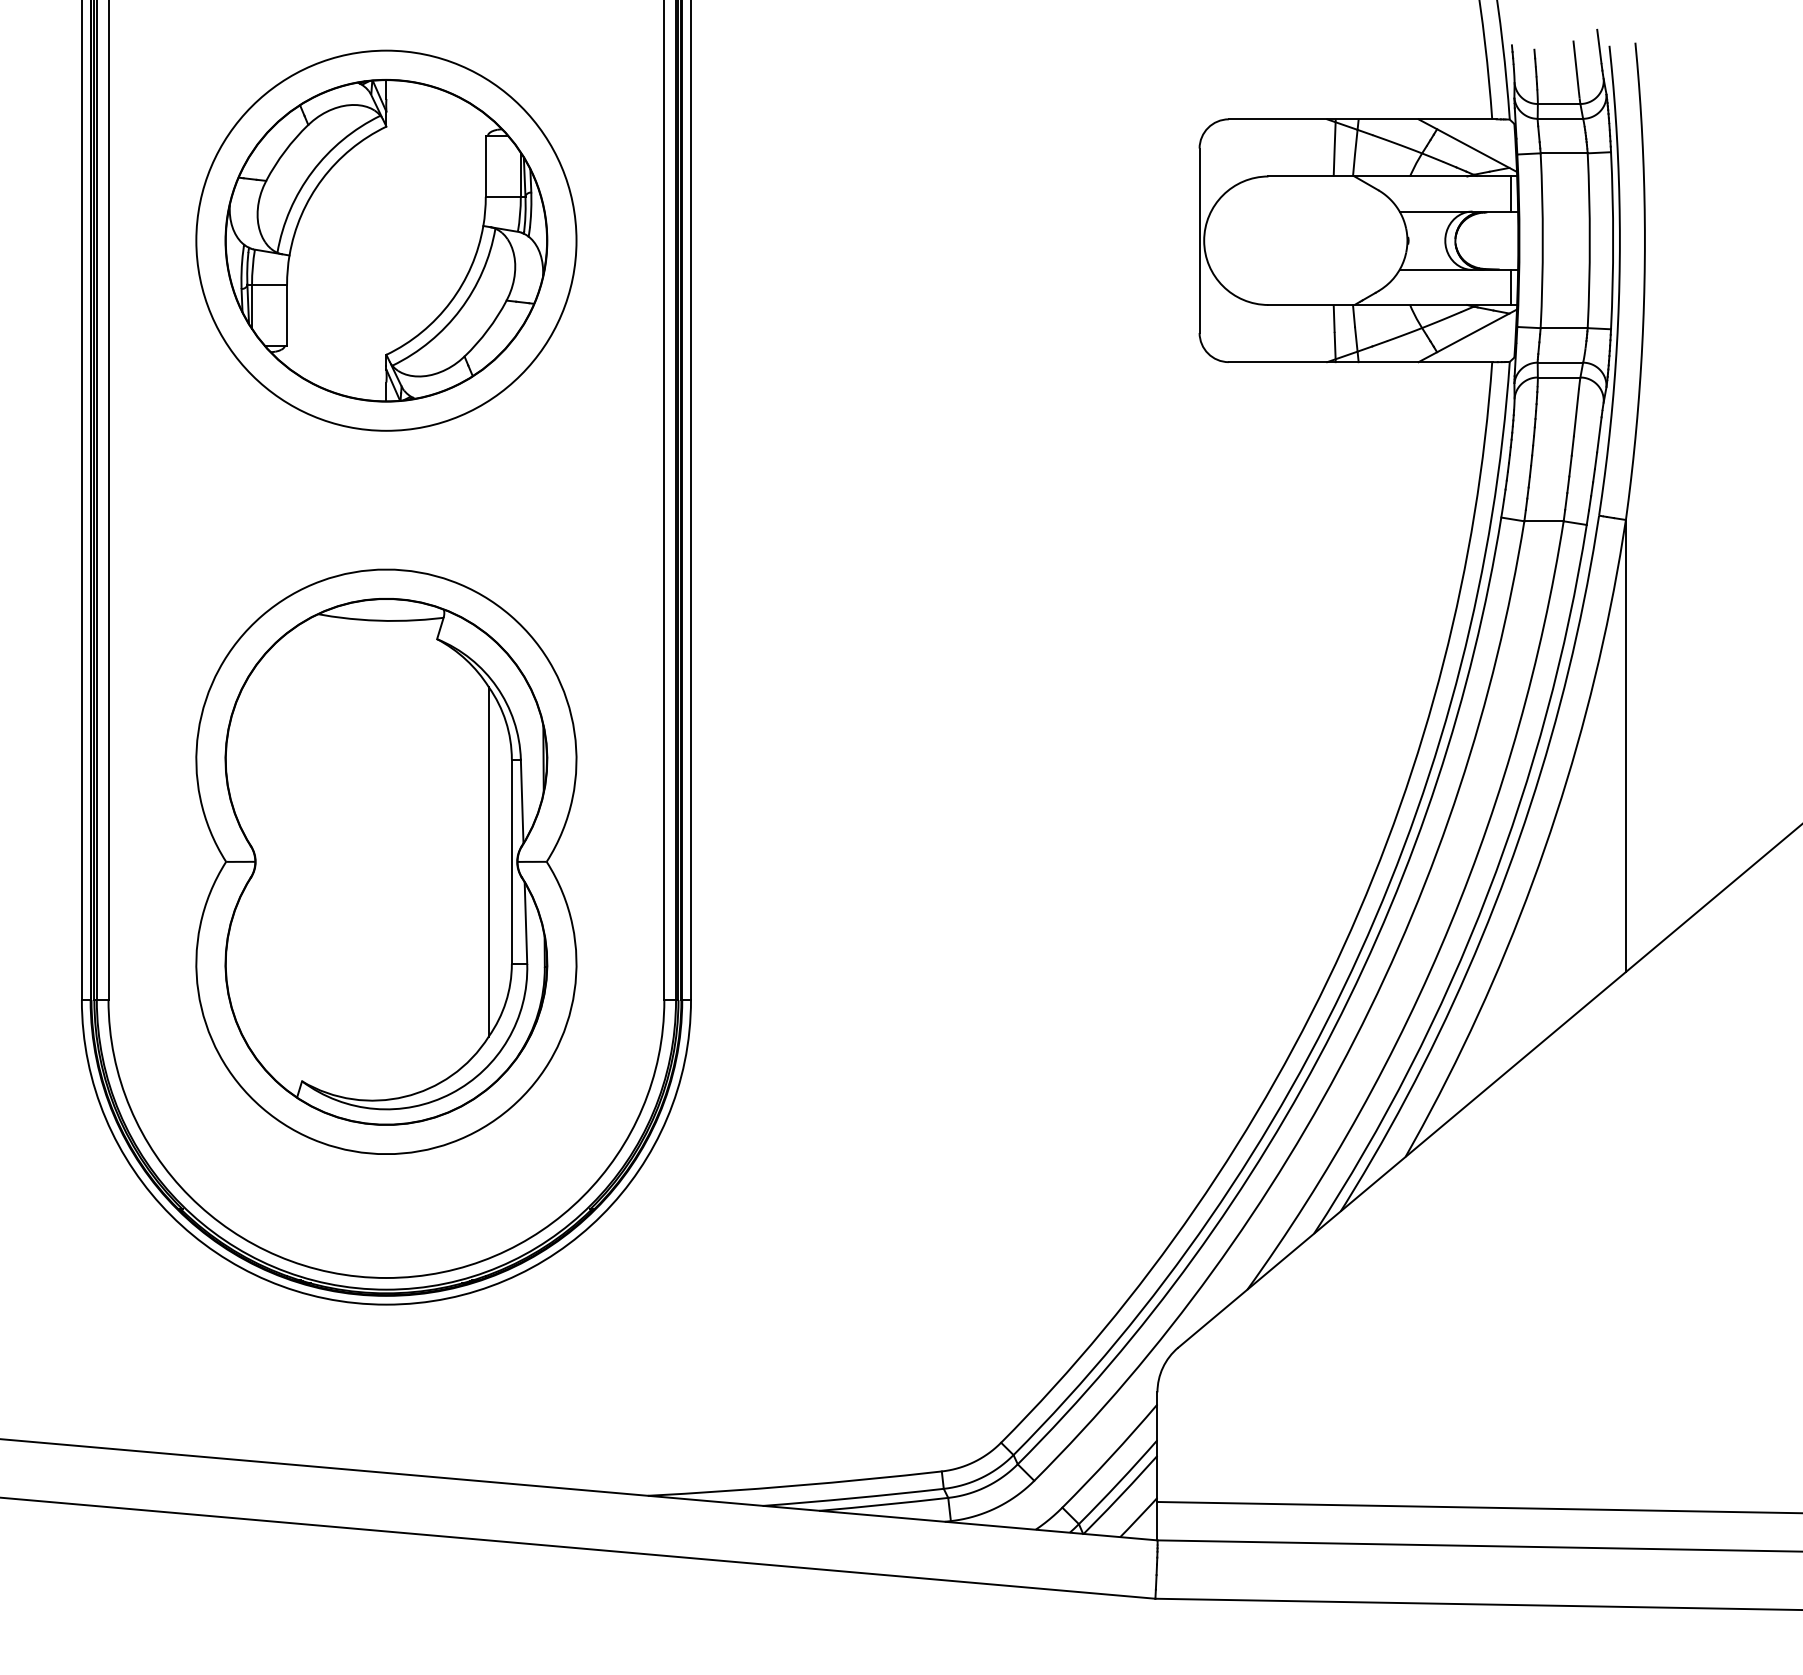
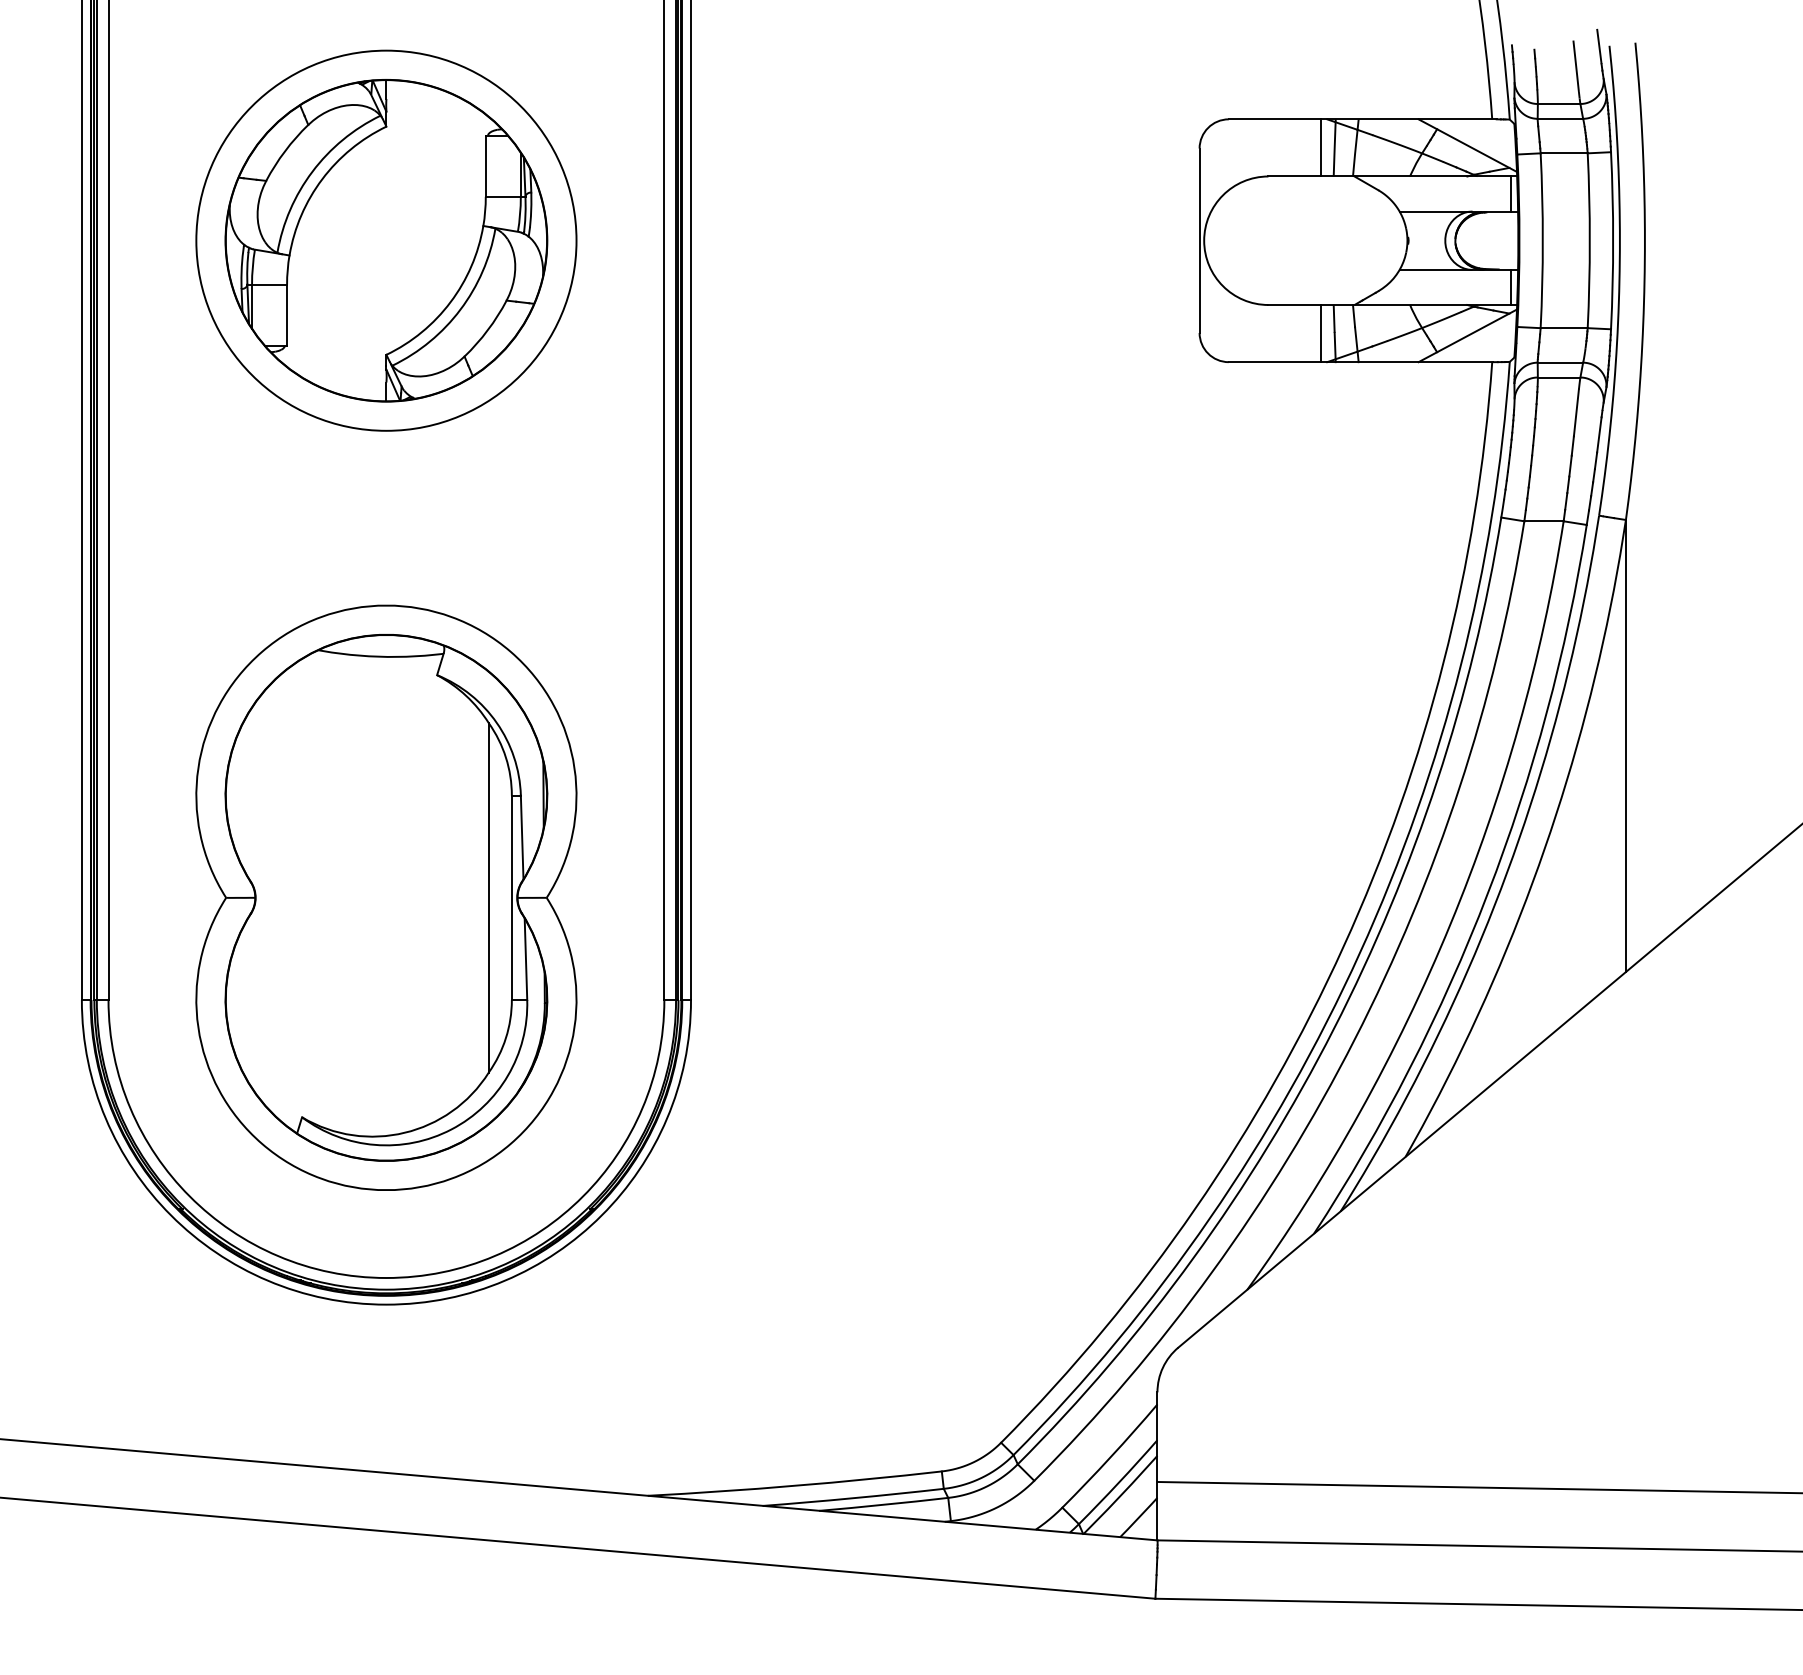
line: none -> present (1321, 147)
line: none -> present (1321, 333)
part position: (386, 861) -> (386, 897) (386, 897)
line position: (1478, 1507) -> (1478, 1487) (1478, 1487)
